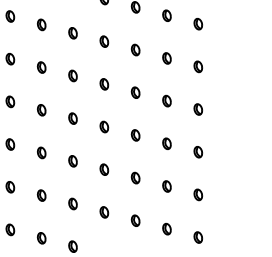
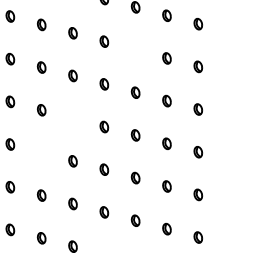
part: present -> none (135, 49)
part: present -> none (72, 118)
part: present -> none (41, 152)
